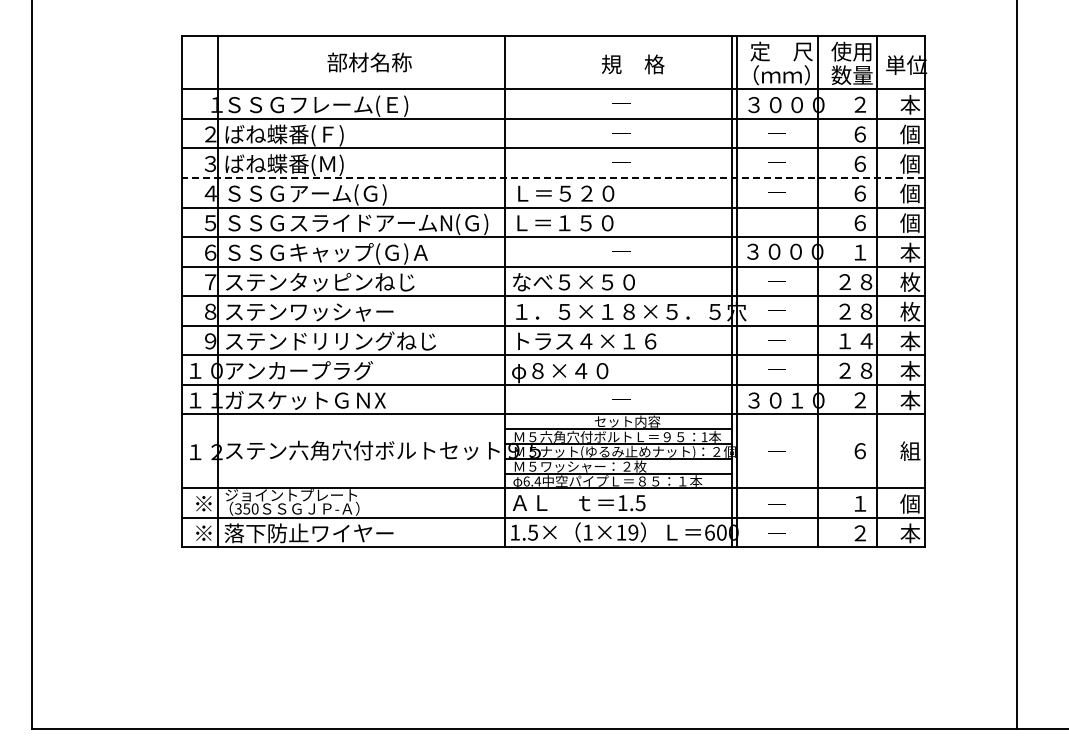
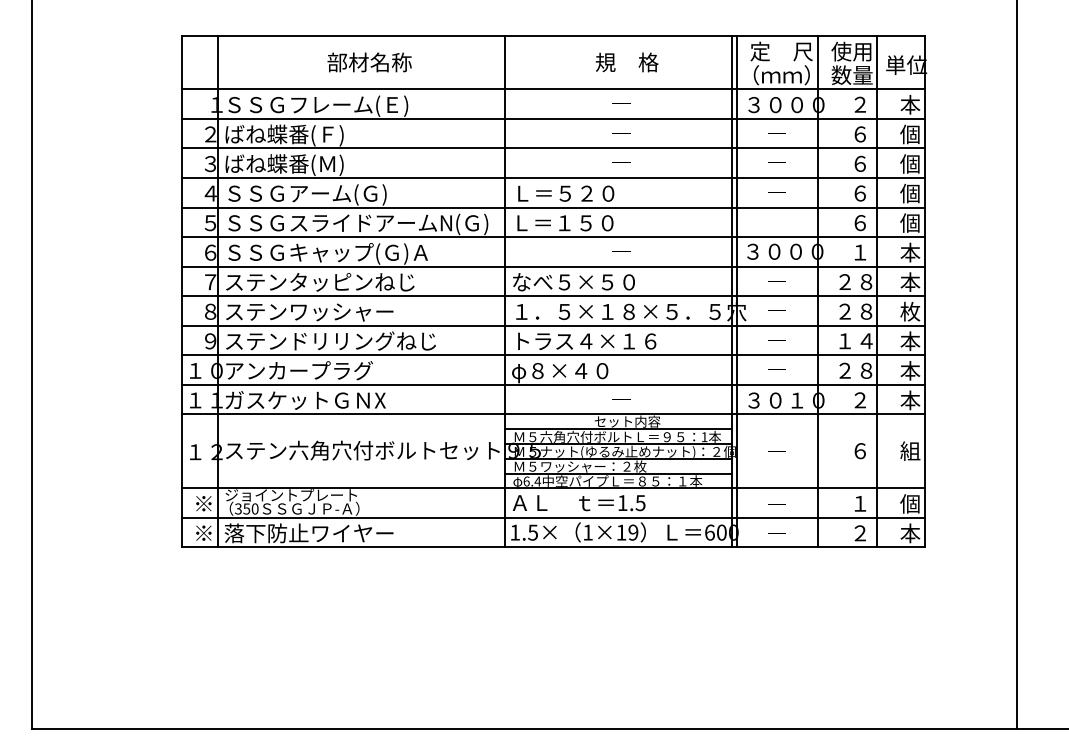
text position: (632, 64) -> (626, 62) (626, 62)
line: dashed -> solid (553, 177)
text: 枚 -> 本 (910, 281)
